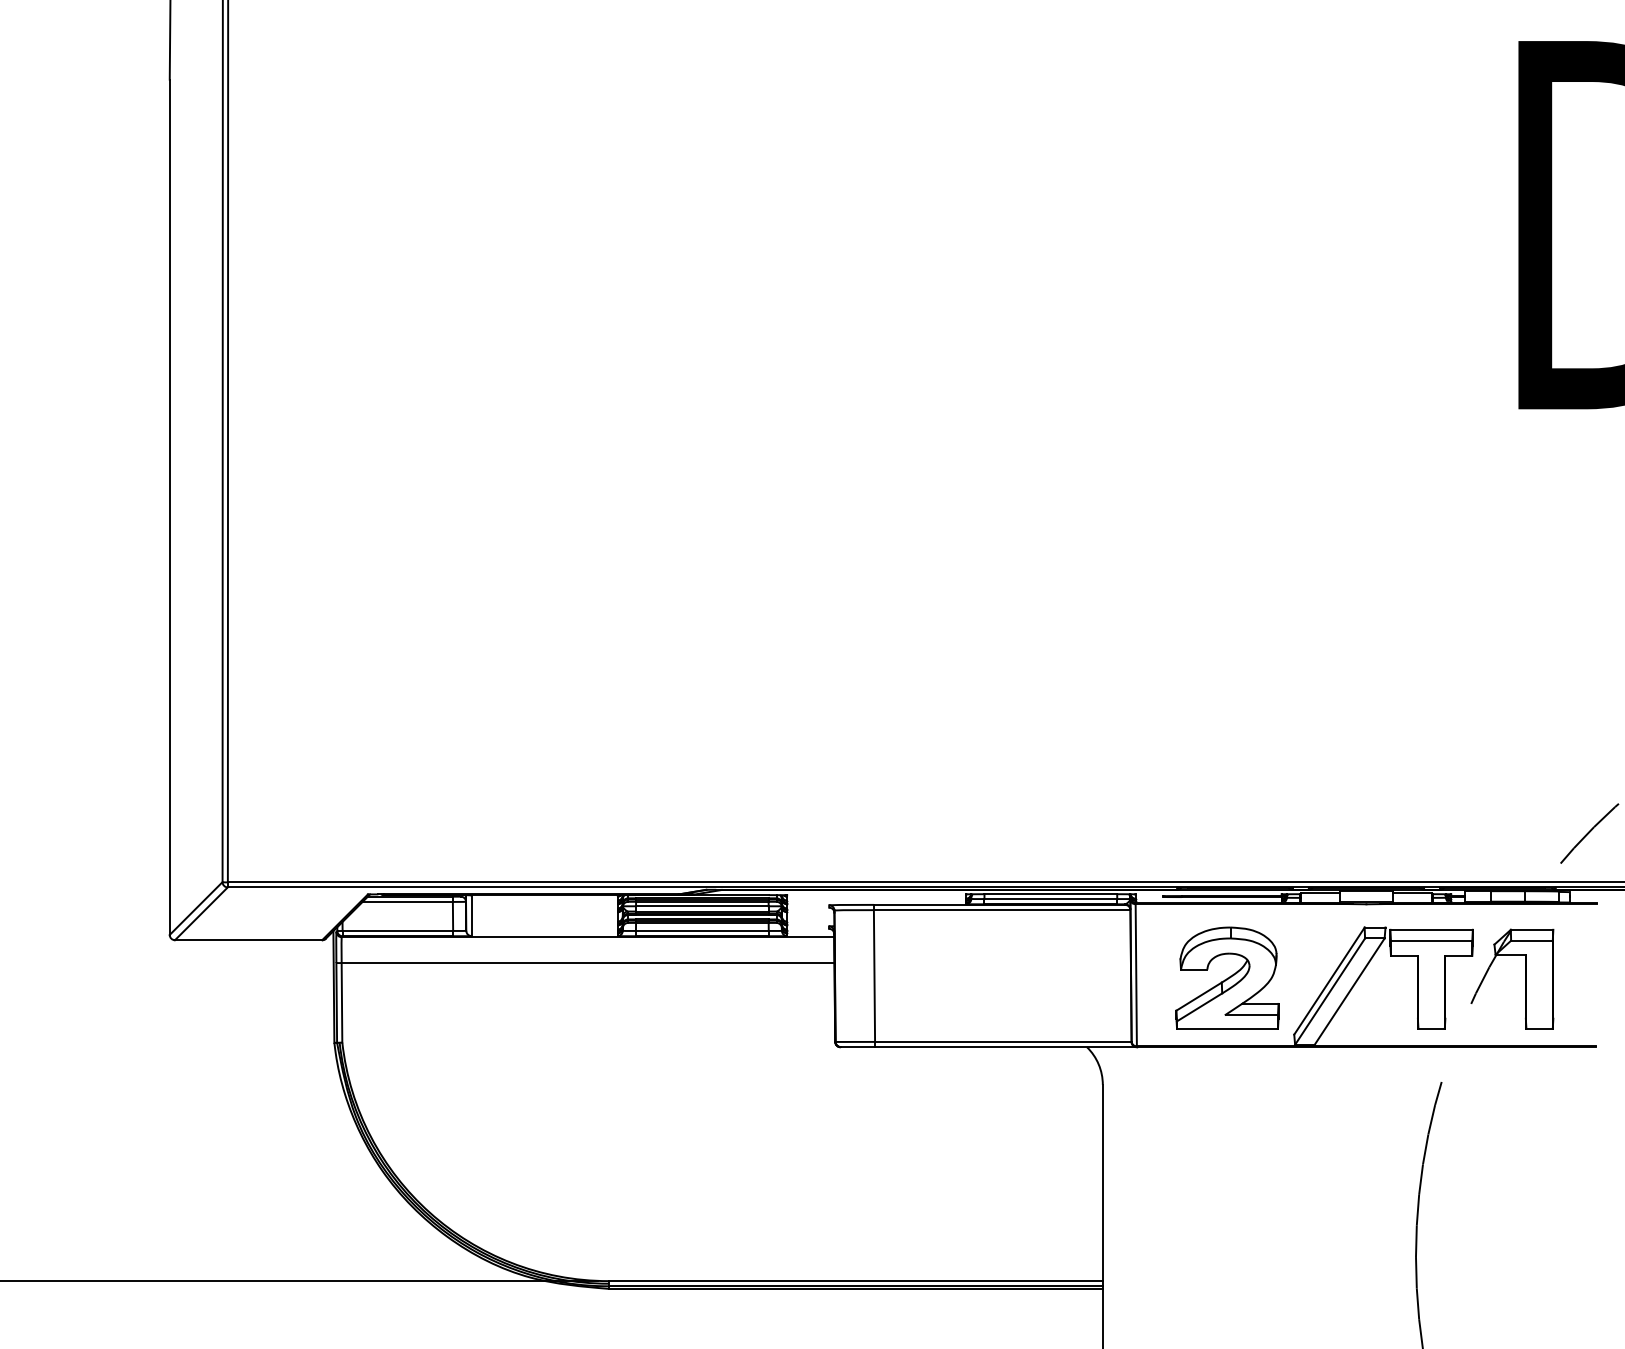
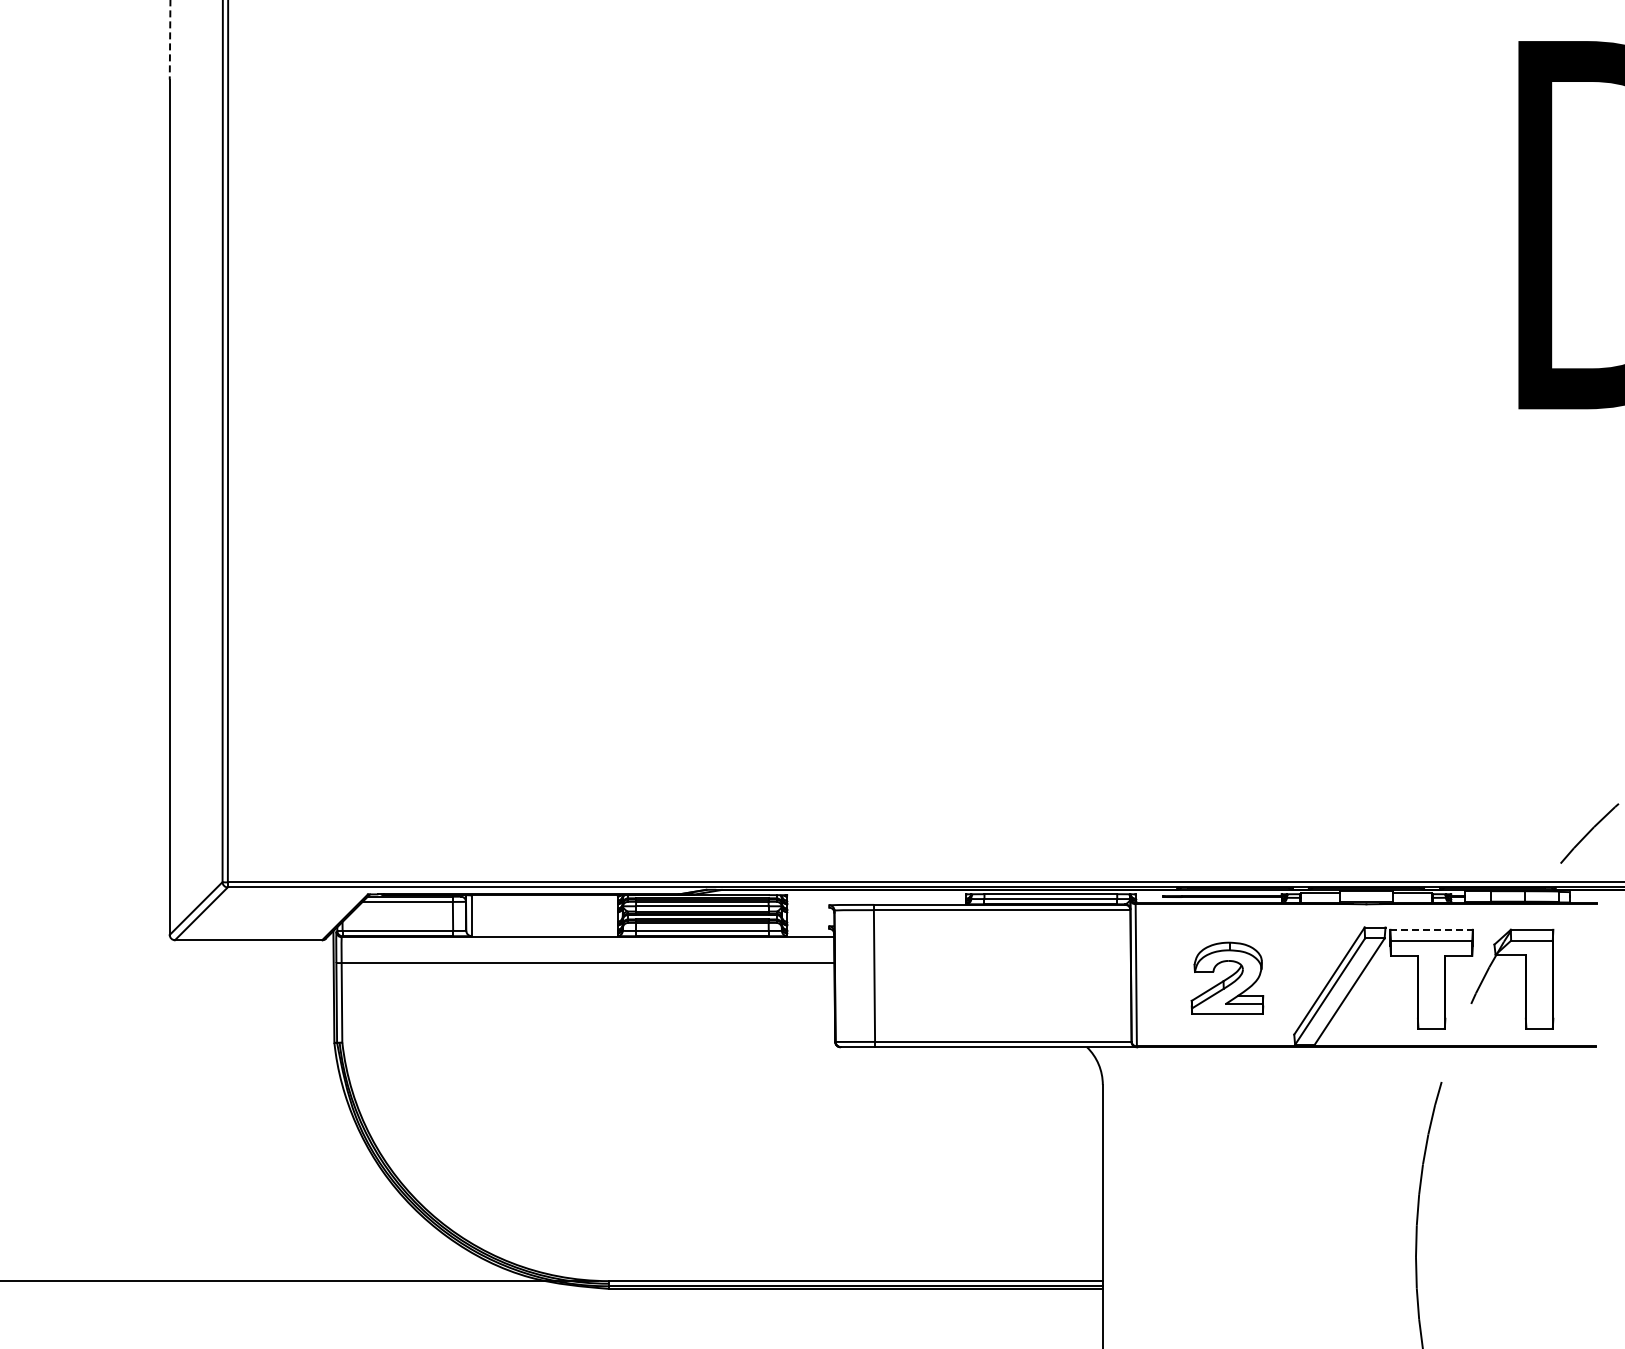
line: solid -> dashed (170, 39)
line: solid -> dashed (1432, 929)
part size: 105x104 px -> 75x74 px (1227, 977)
